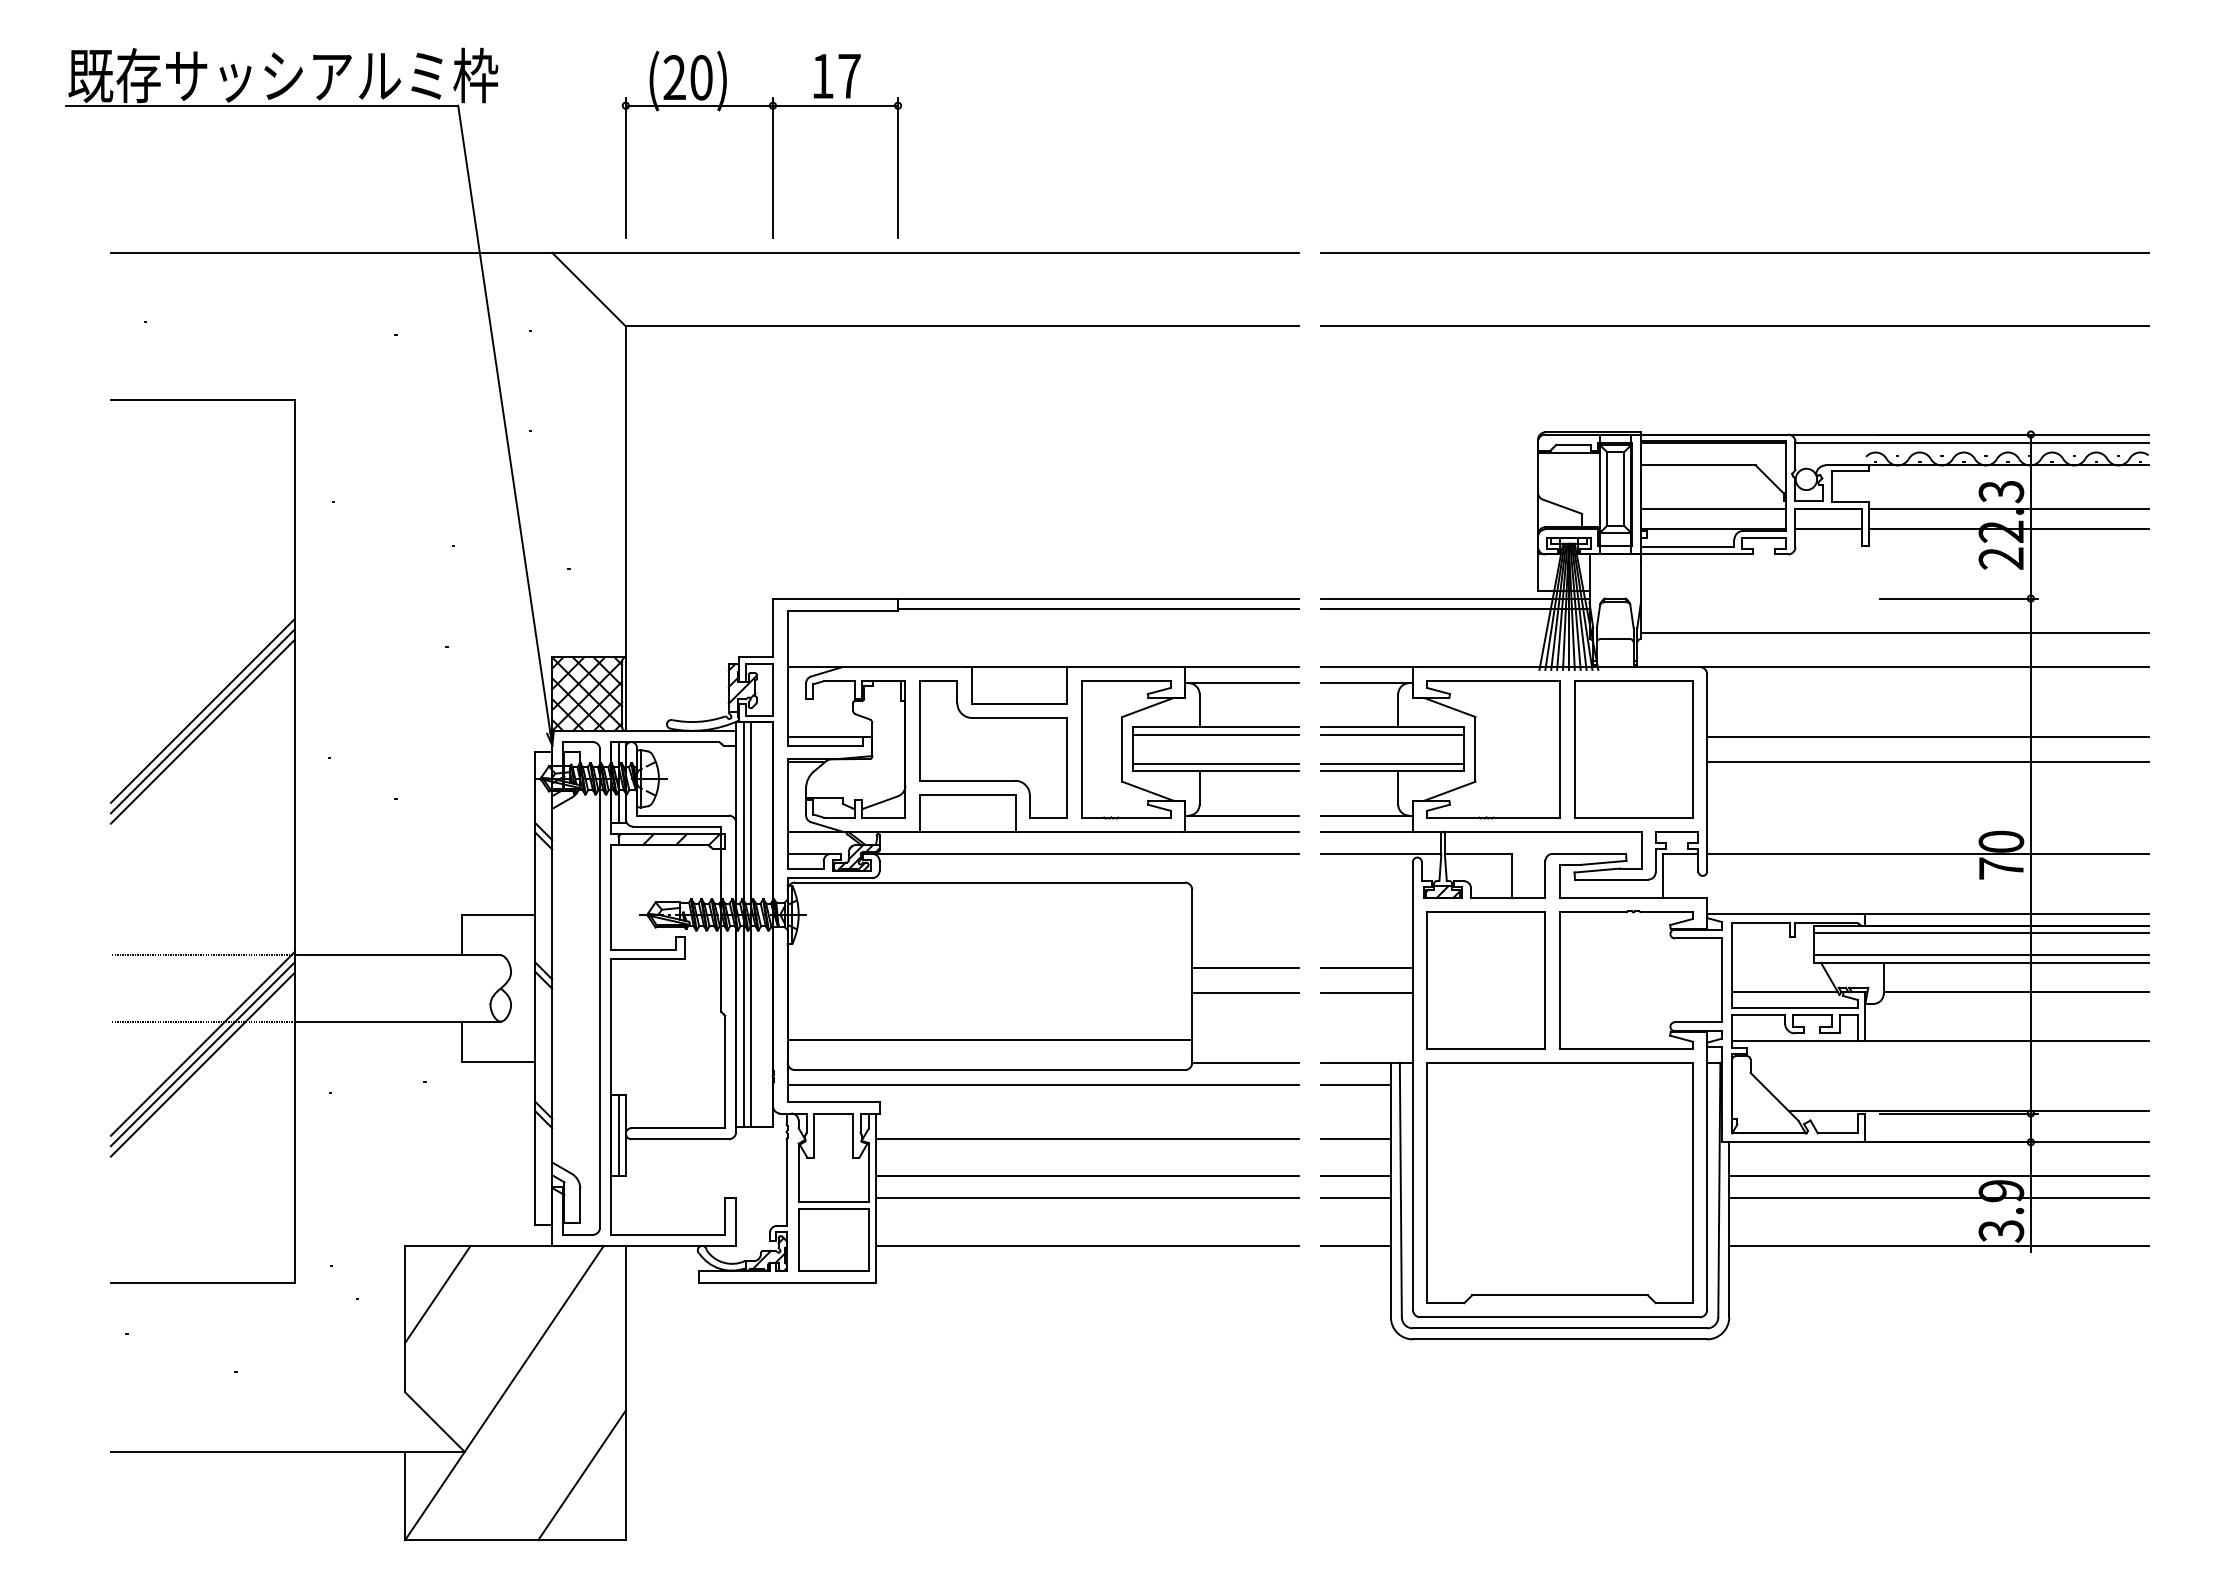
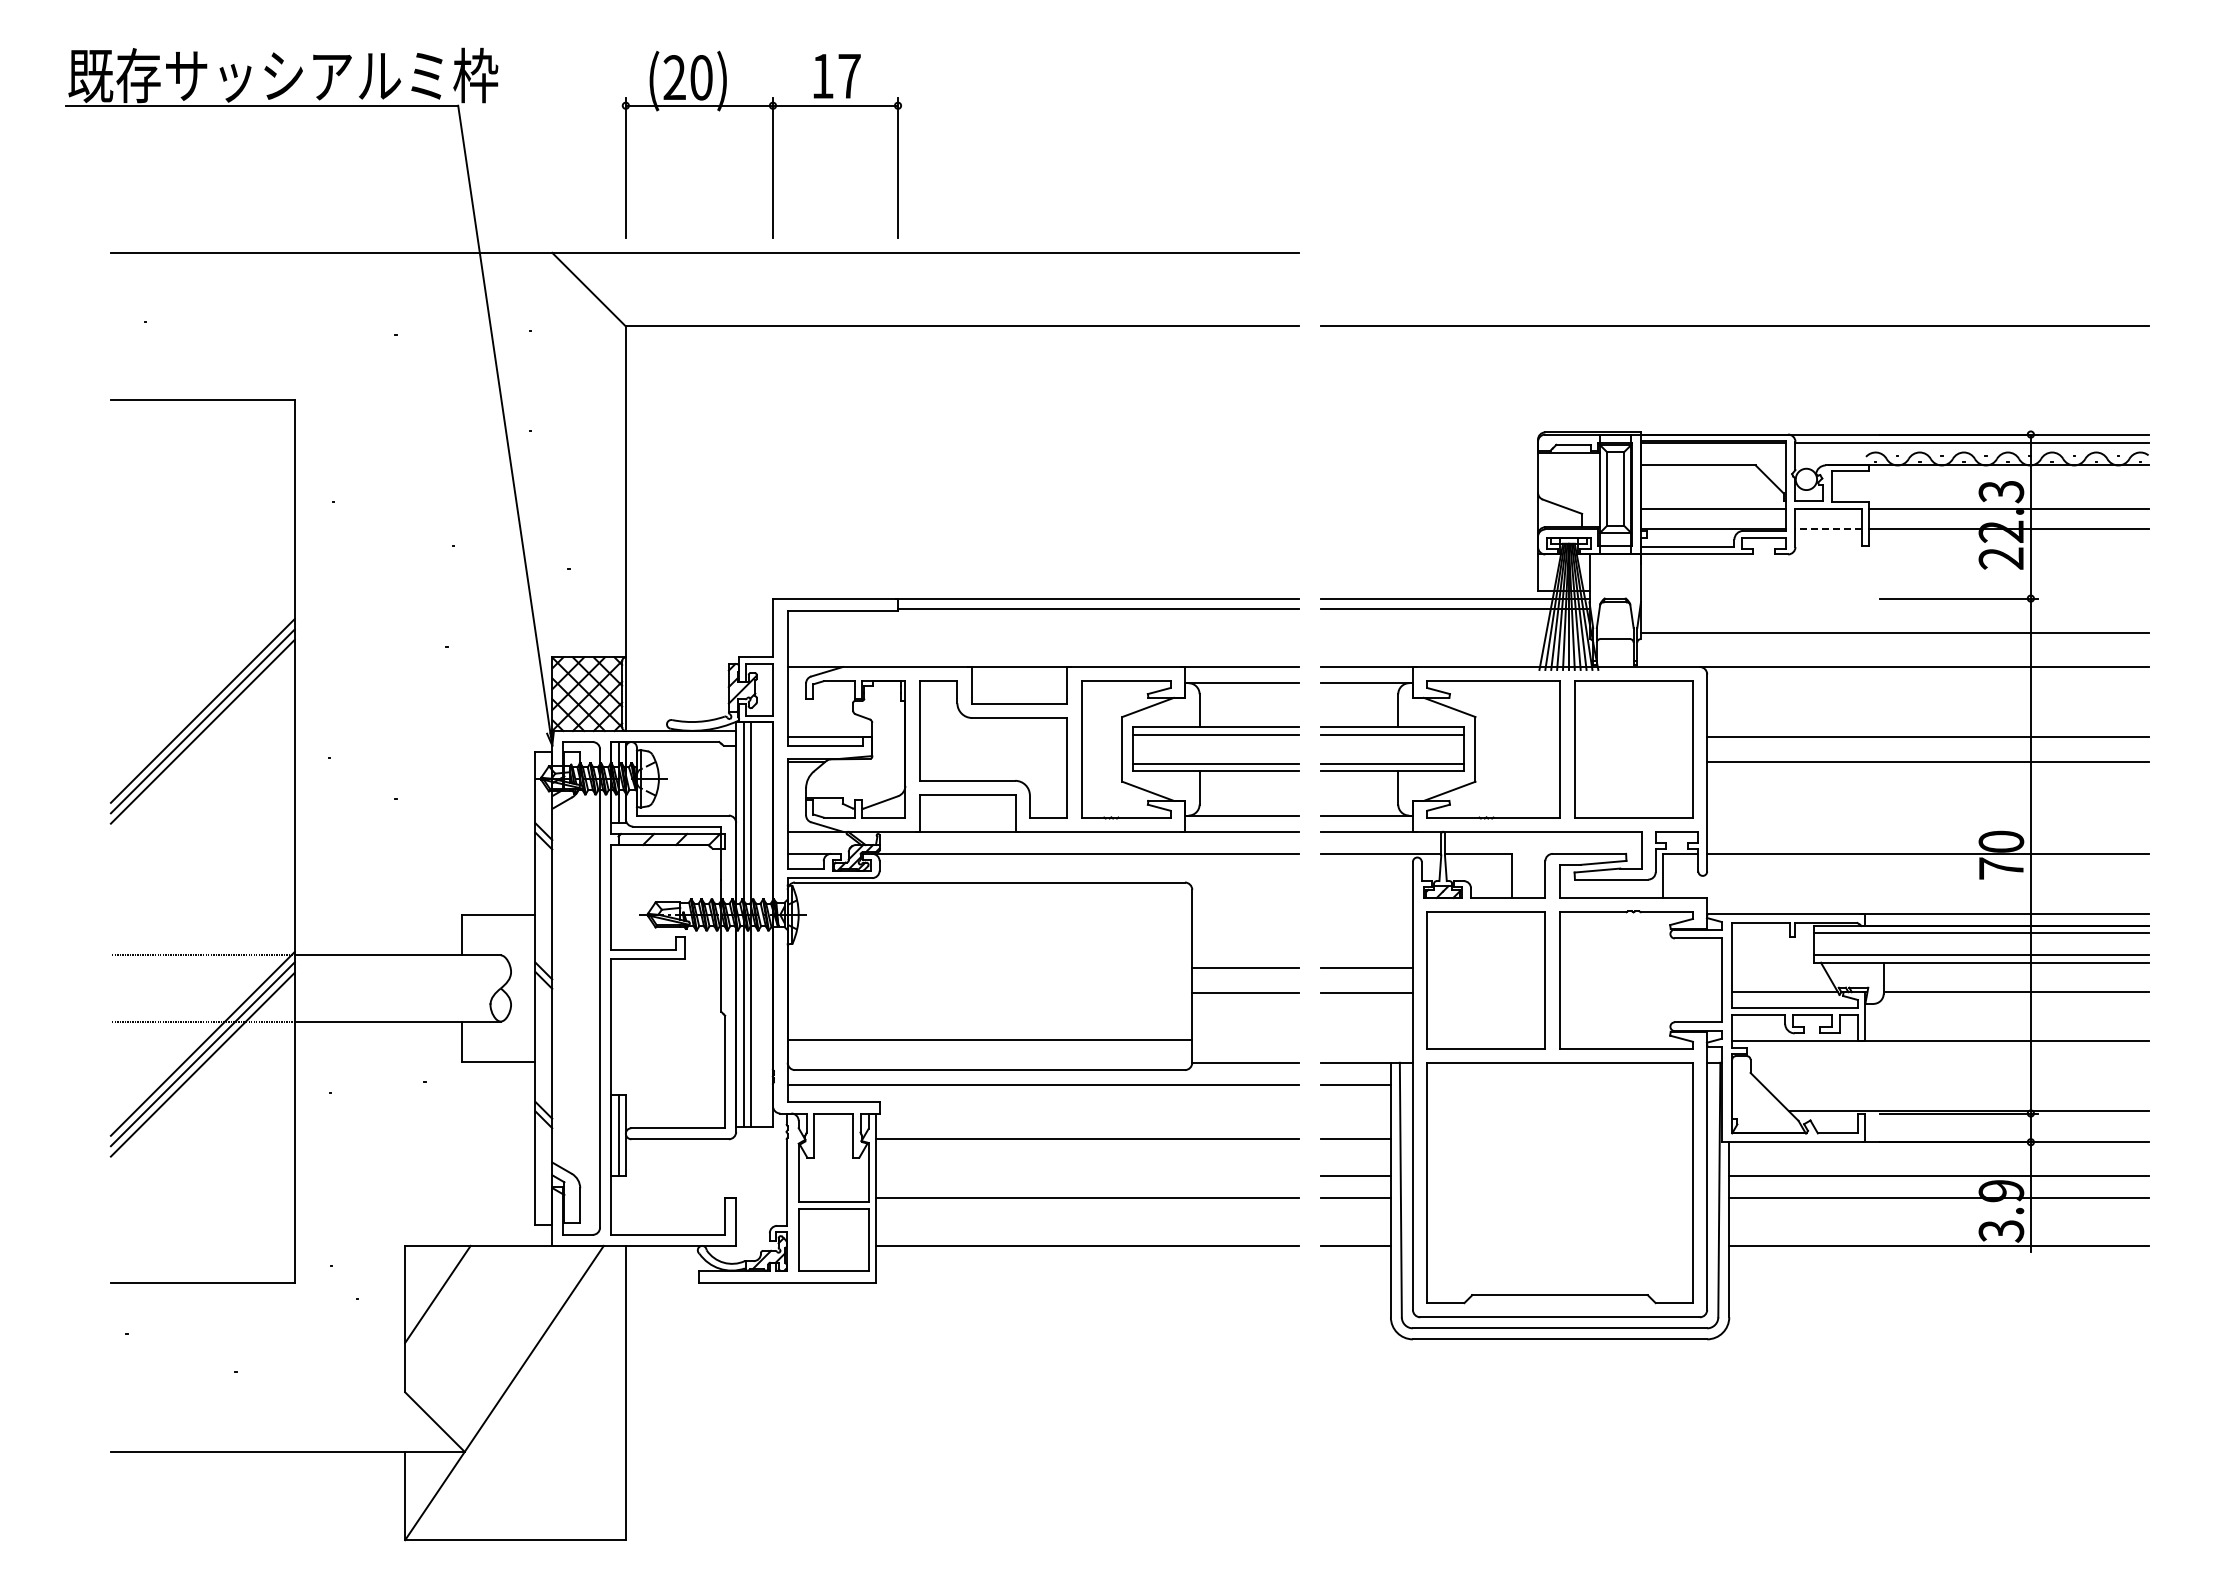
line: present -> none (1734, 252)
line: solid -> dashed (1828, 528)
line: present -> none (1086, 1176)
line: present -> none (581, 1475)
